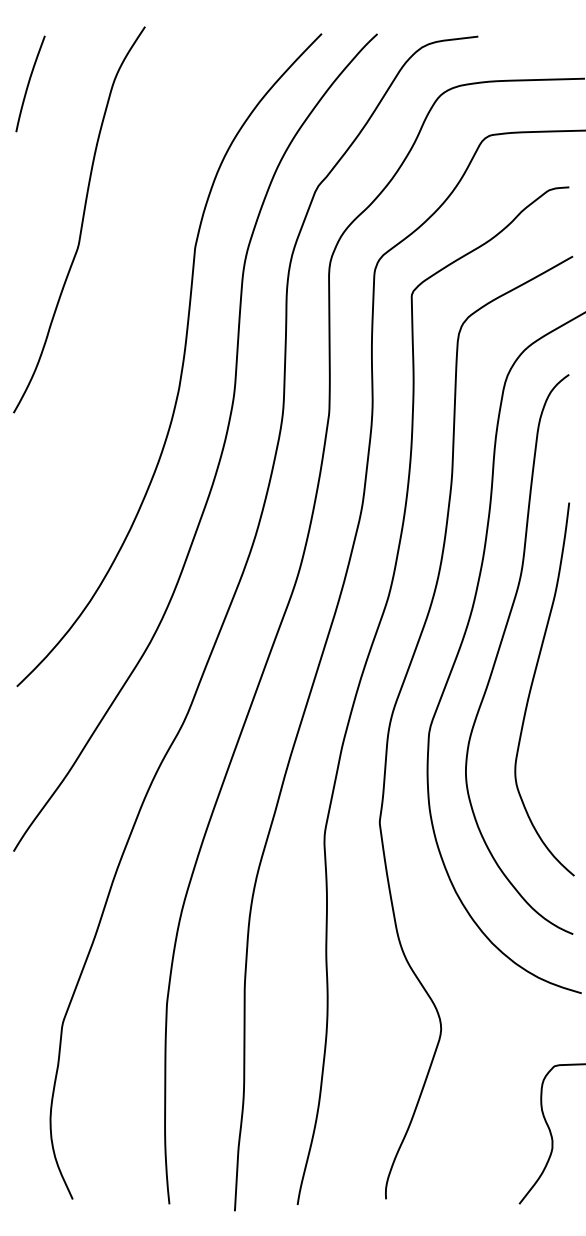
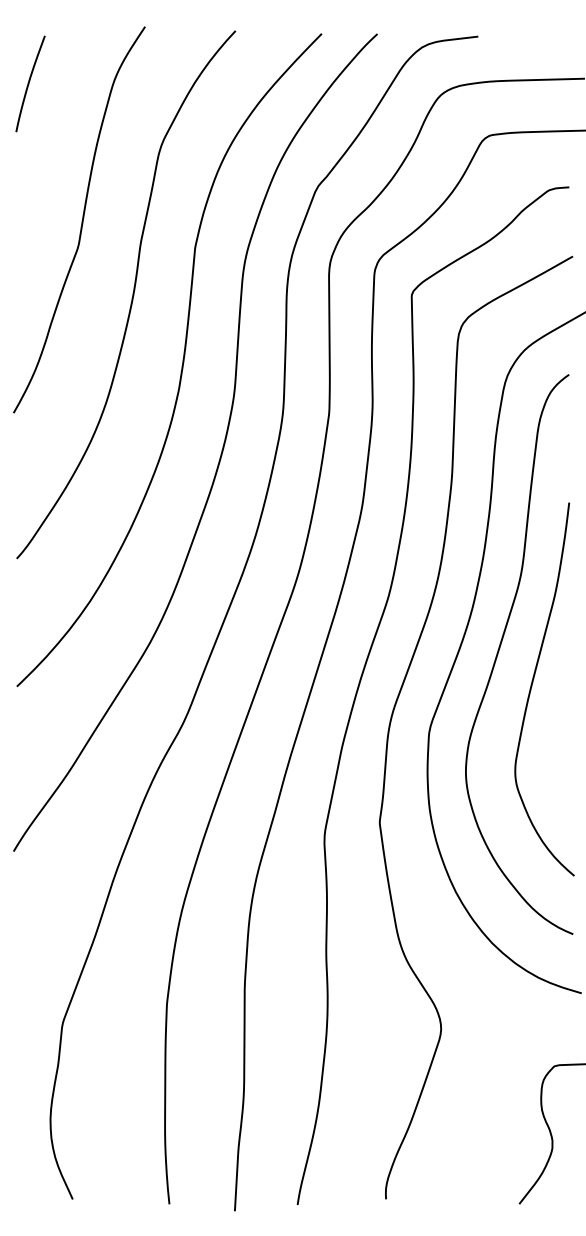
curve: none -> present (132, 294)
